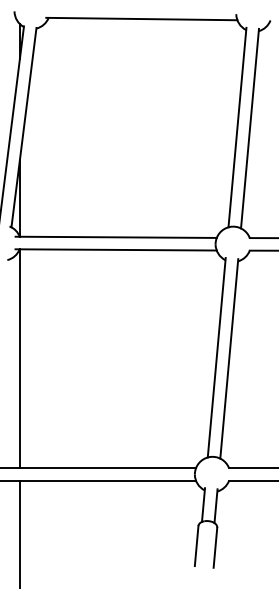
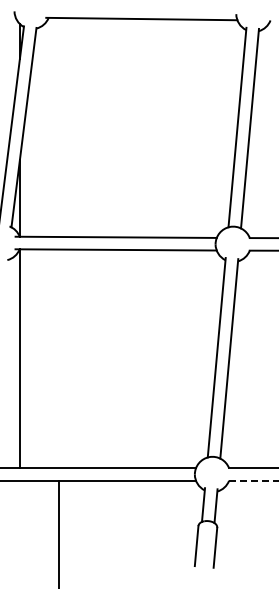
line: solid -> dashed (254, 480)
line position: (19, 532) -> (58, 532) (58, 532)
